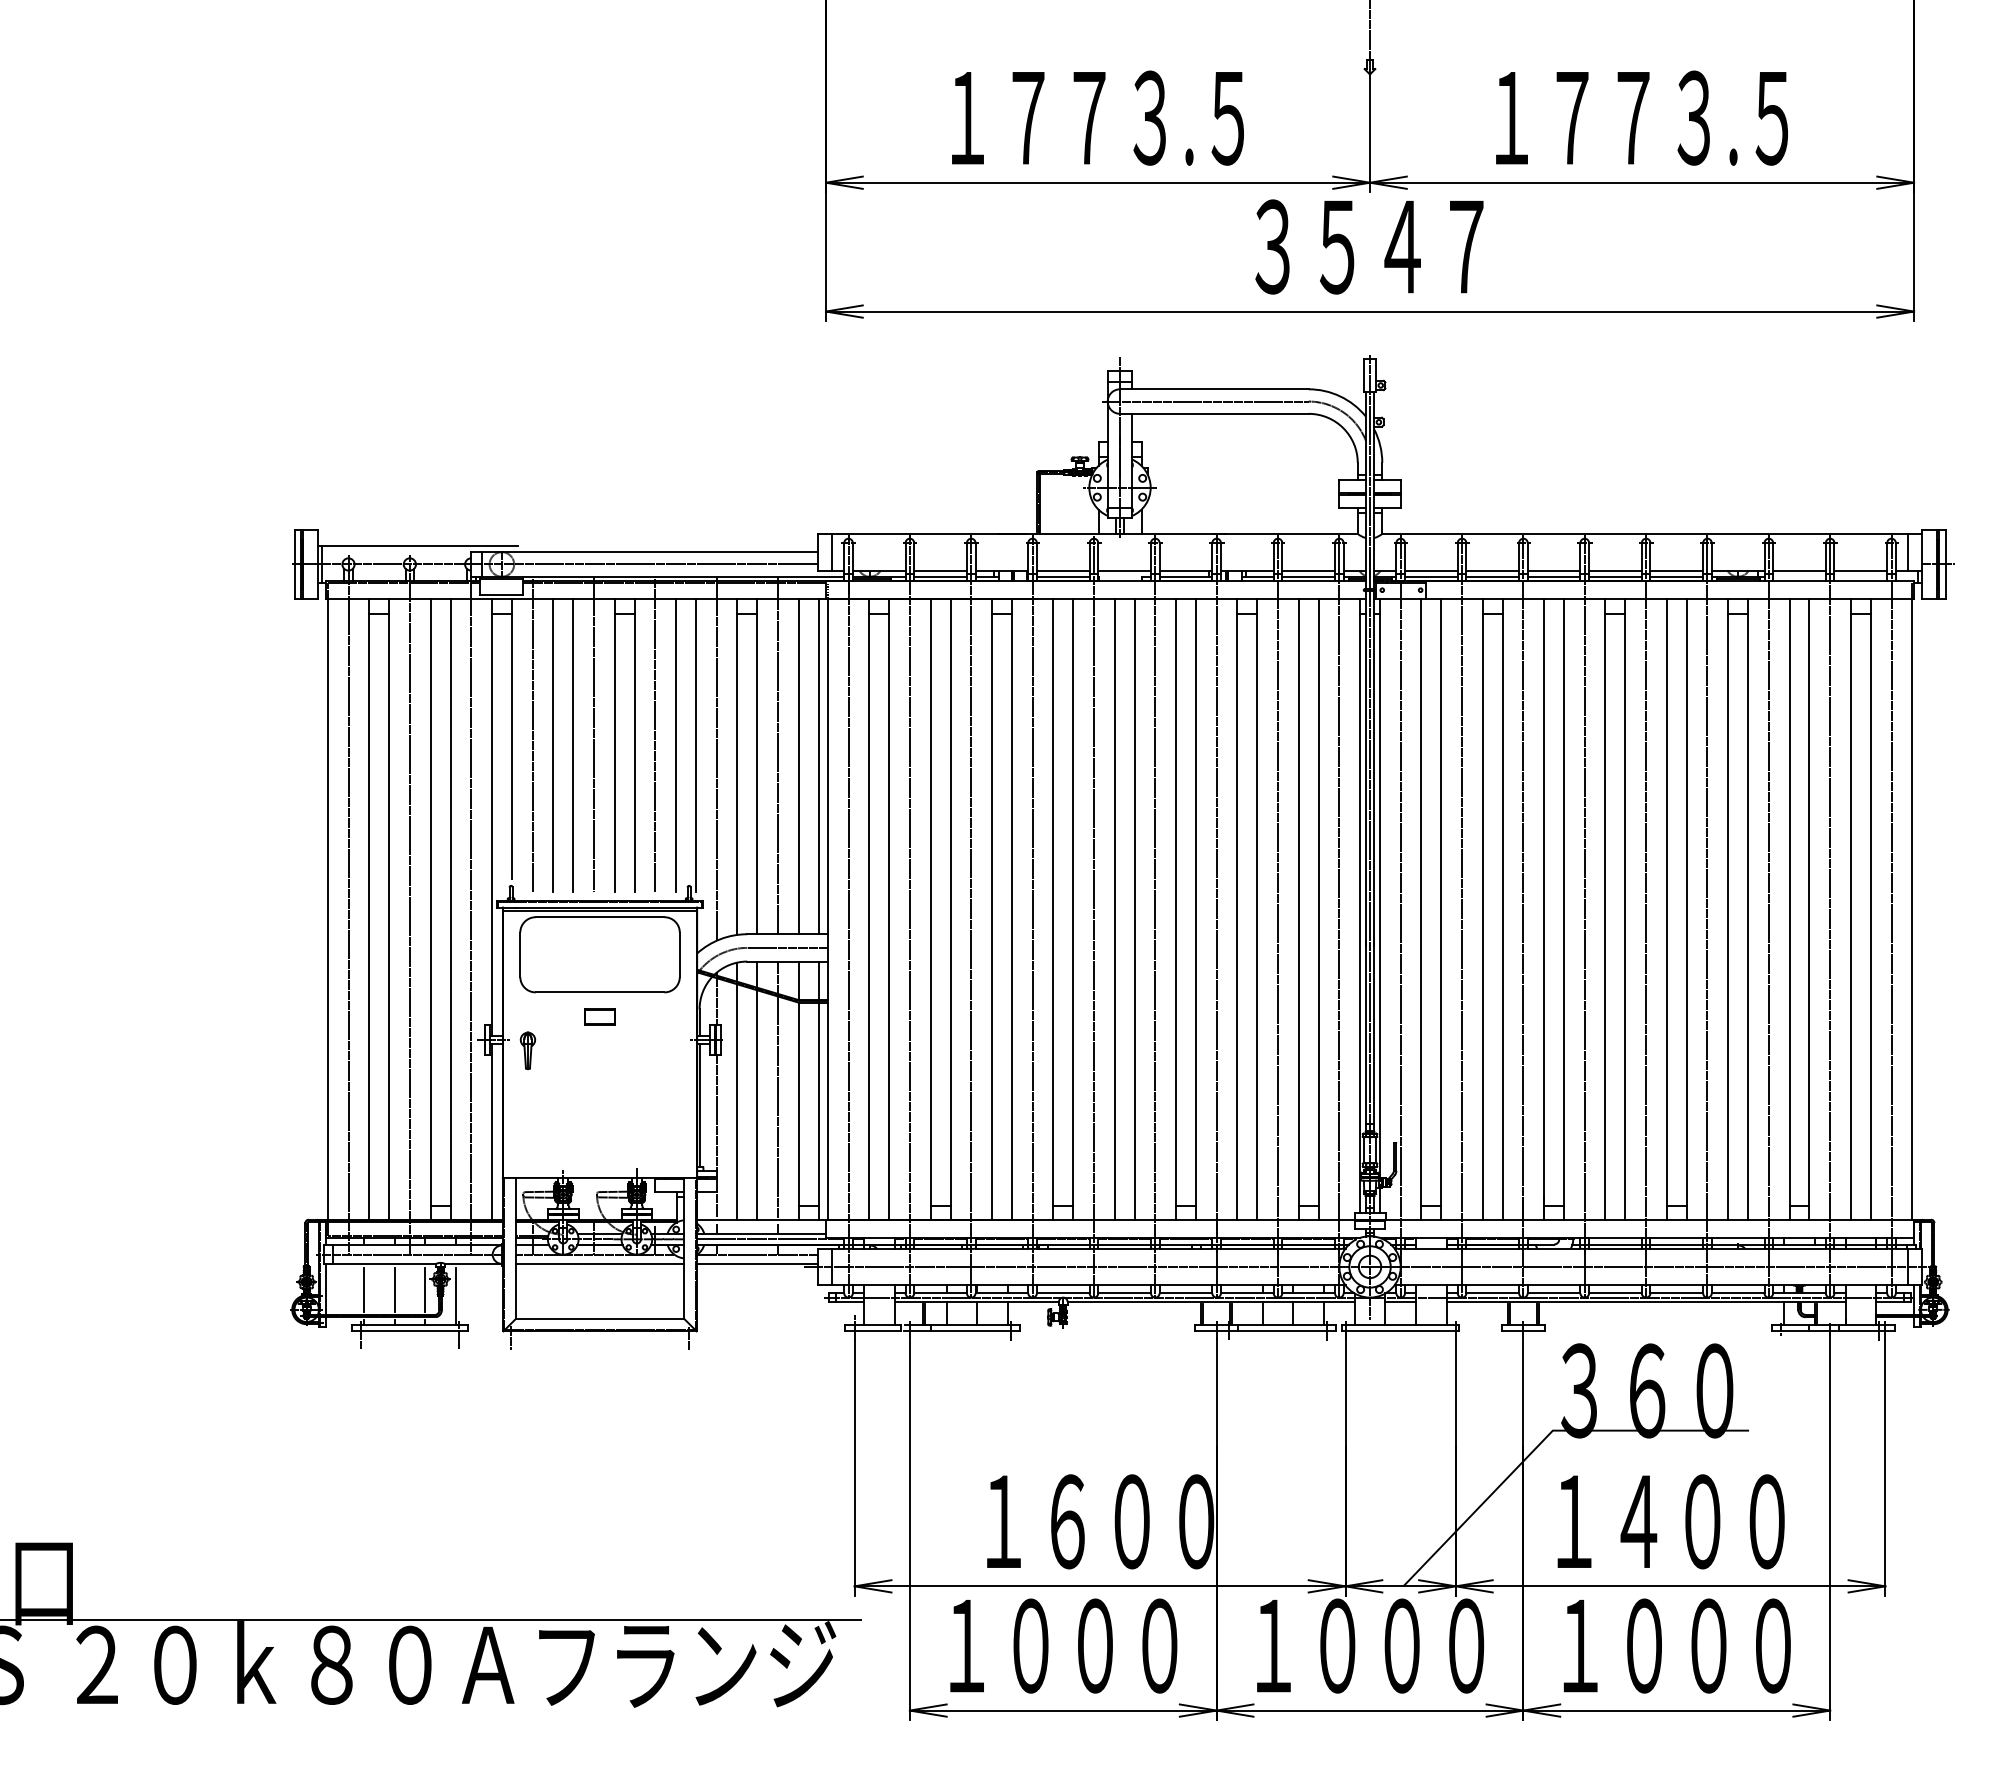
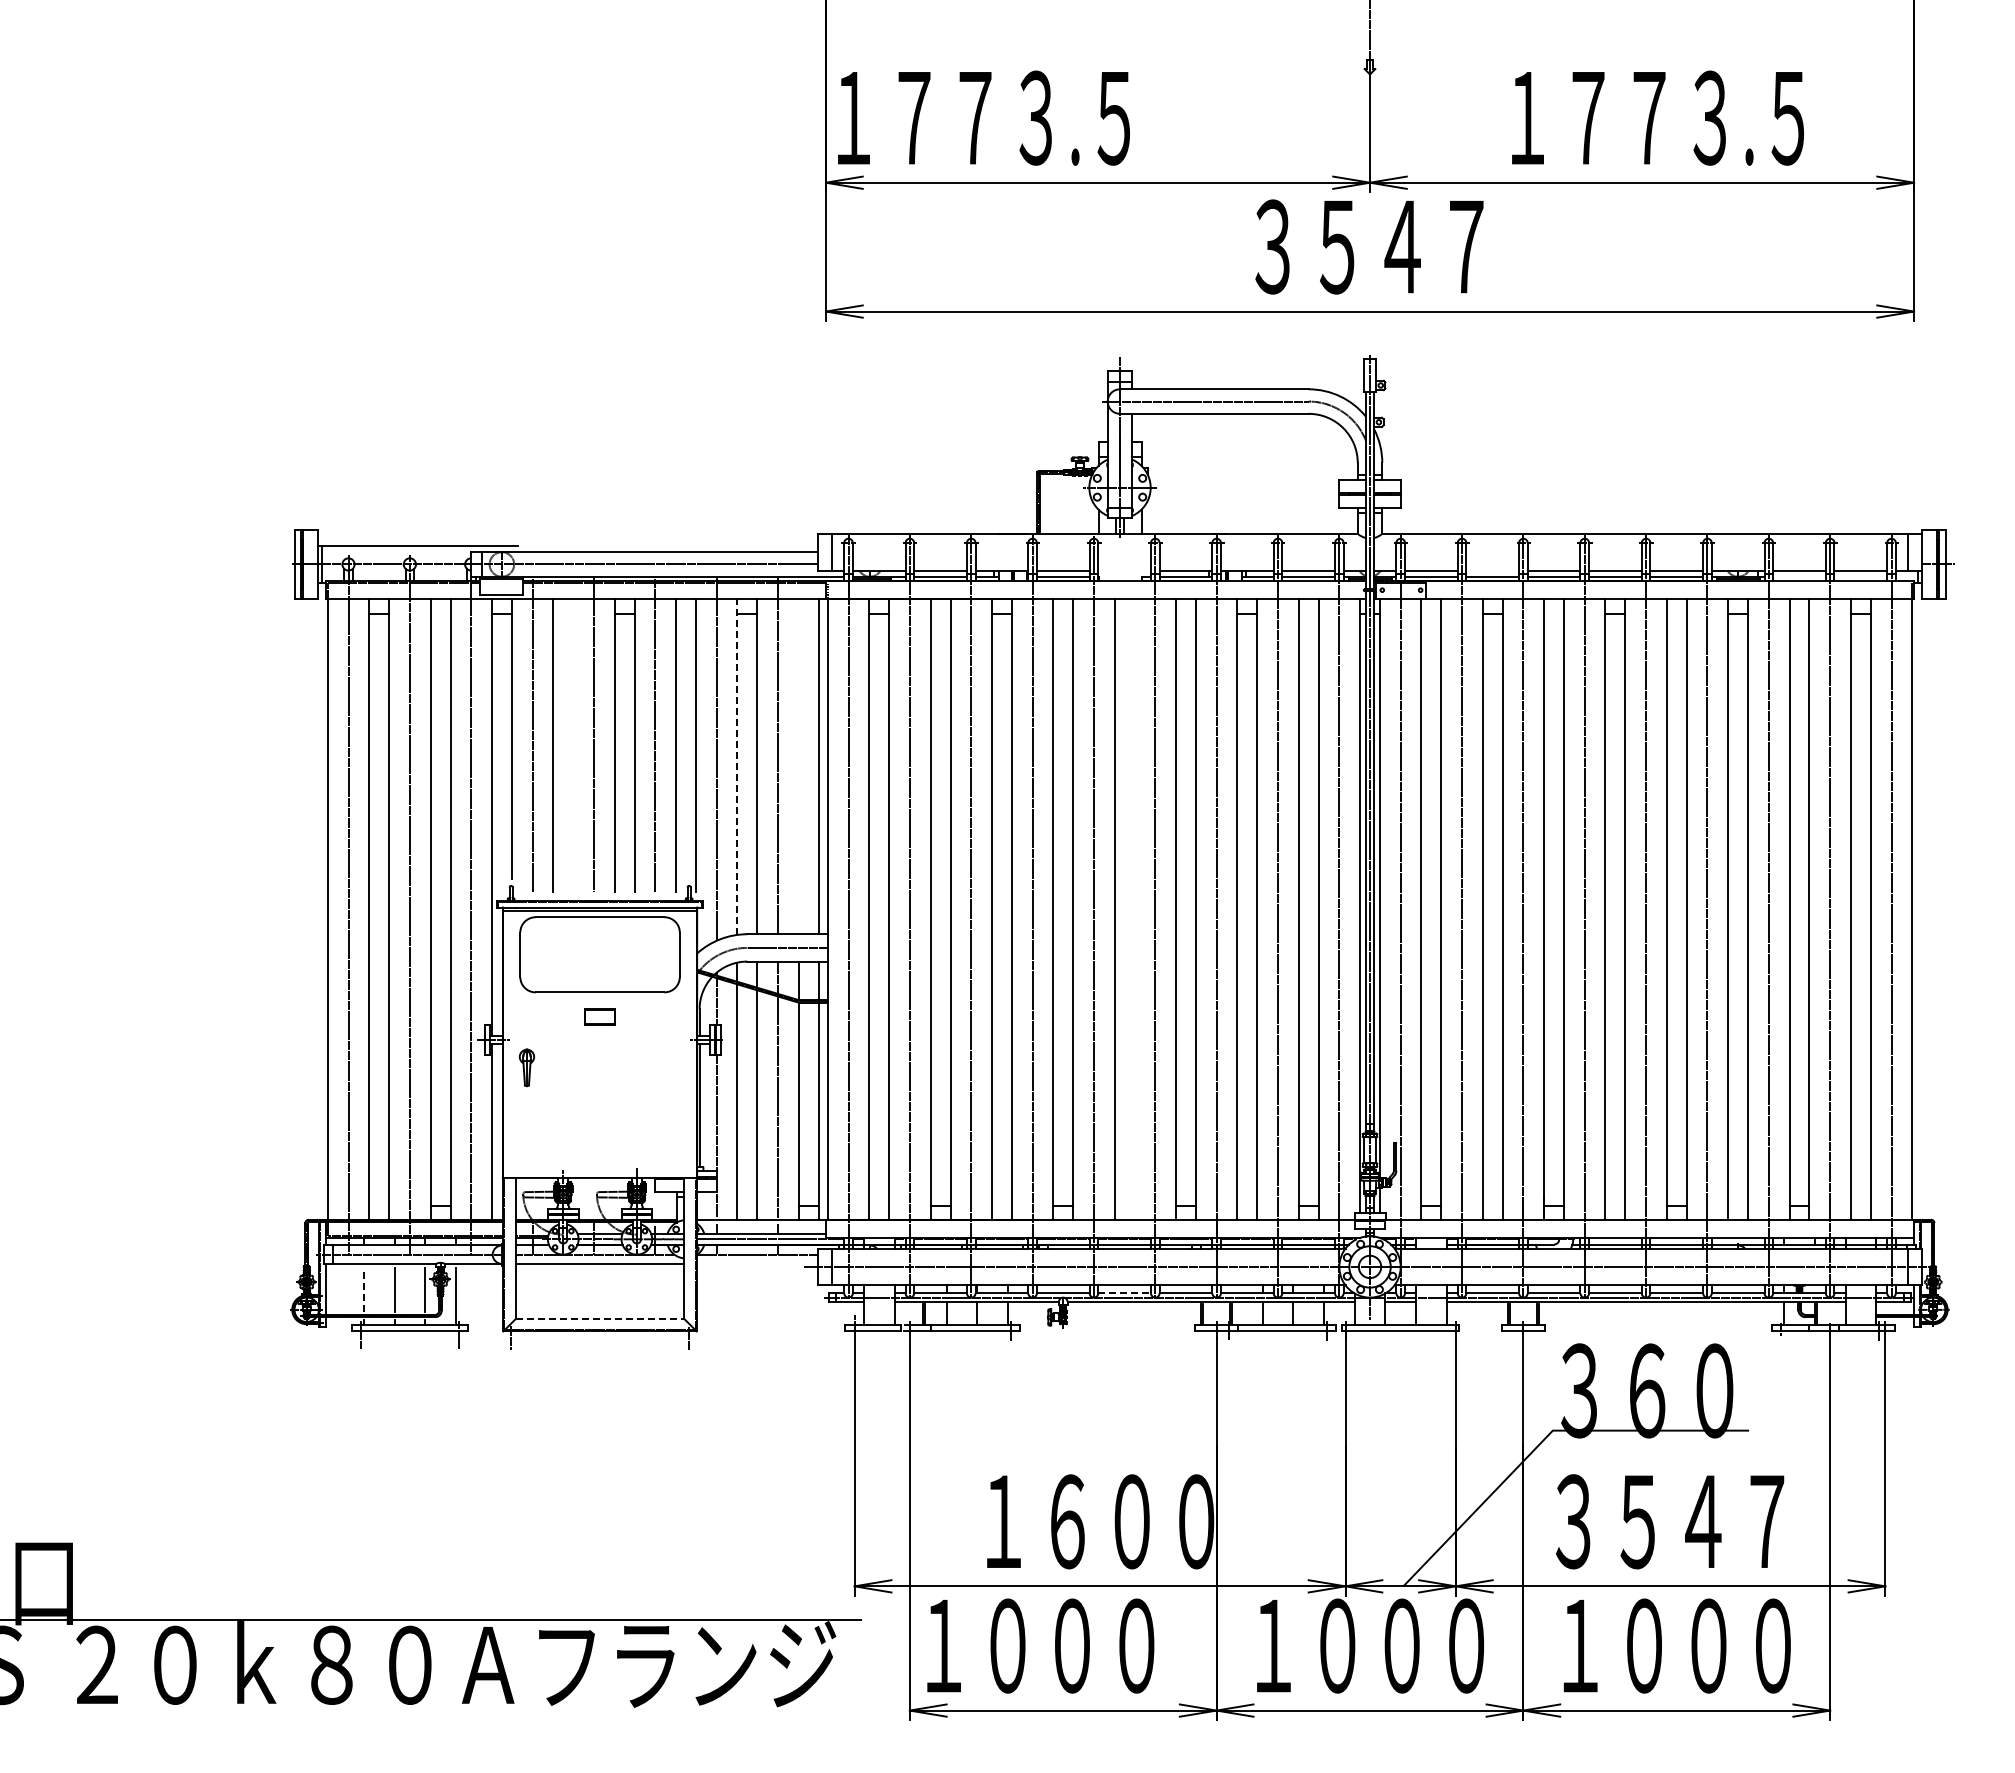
text position: (1097, 117) -> (983, 117) (983, 117)
text position: (1641, 117) -> (1657, 117) (1657, 117)
line: present -> none (1124, 570)
line: present -> none (1492, 570)
line: present -> none (573, 745)
line: present -> none (798, 766)
line: solid -> dashed (737, 767)
line: present -> none (1134, 909)
part position: (527, 1050) -> (526, 1067) (526, 1067)
line: present -> none (756, 1263)
line: solid -> dashed (363, 1289)
line: solid -> dashed (1125, 1293)
line: solid -> dashed (600, 1319)
text: １４００ -> ３５４７ (1670, 1521)
text position: (1063, 1645) -> (1040, 1645) (1040, 1645)
